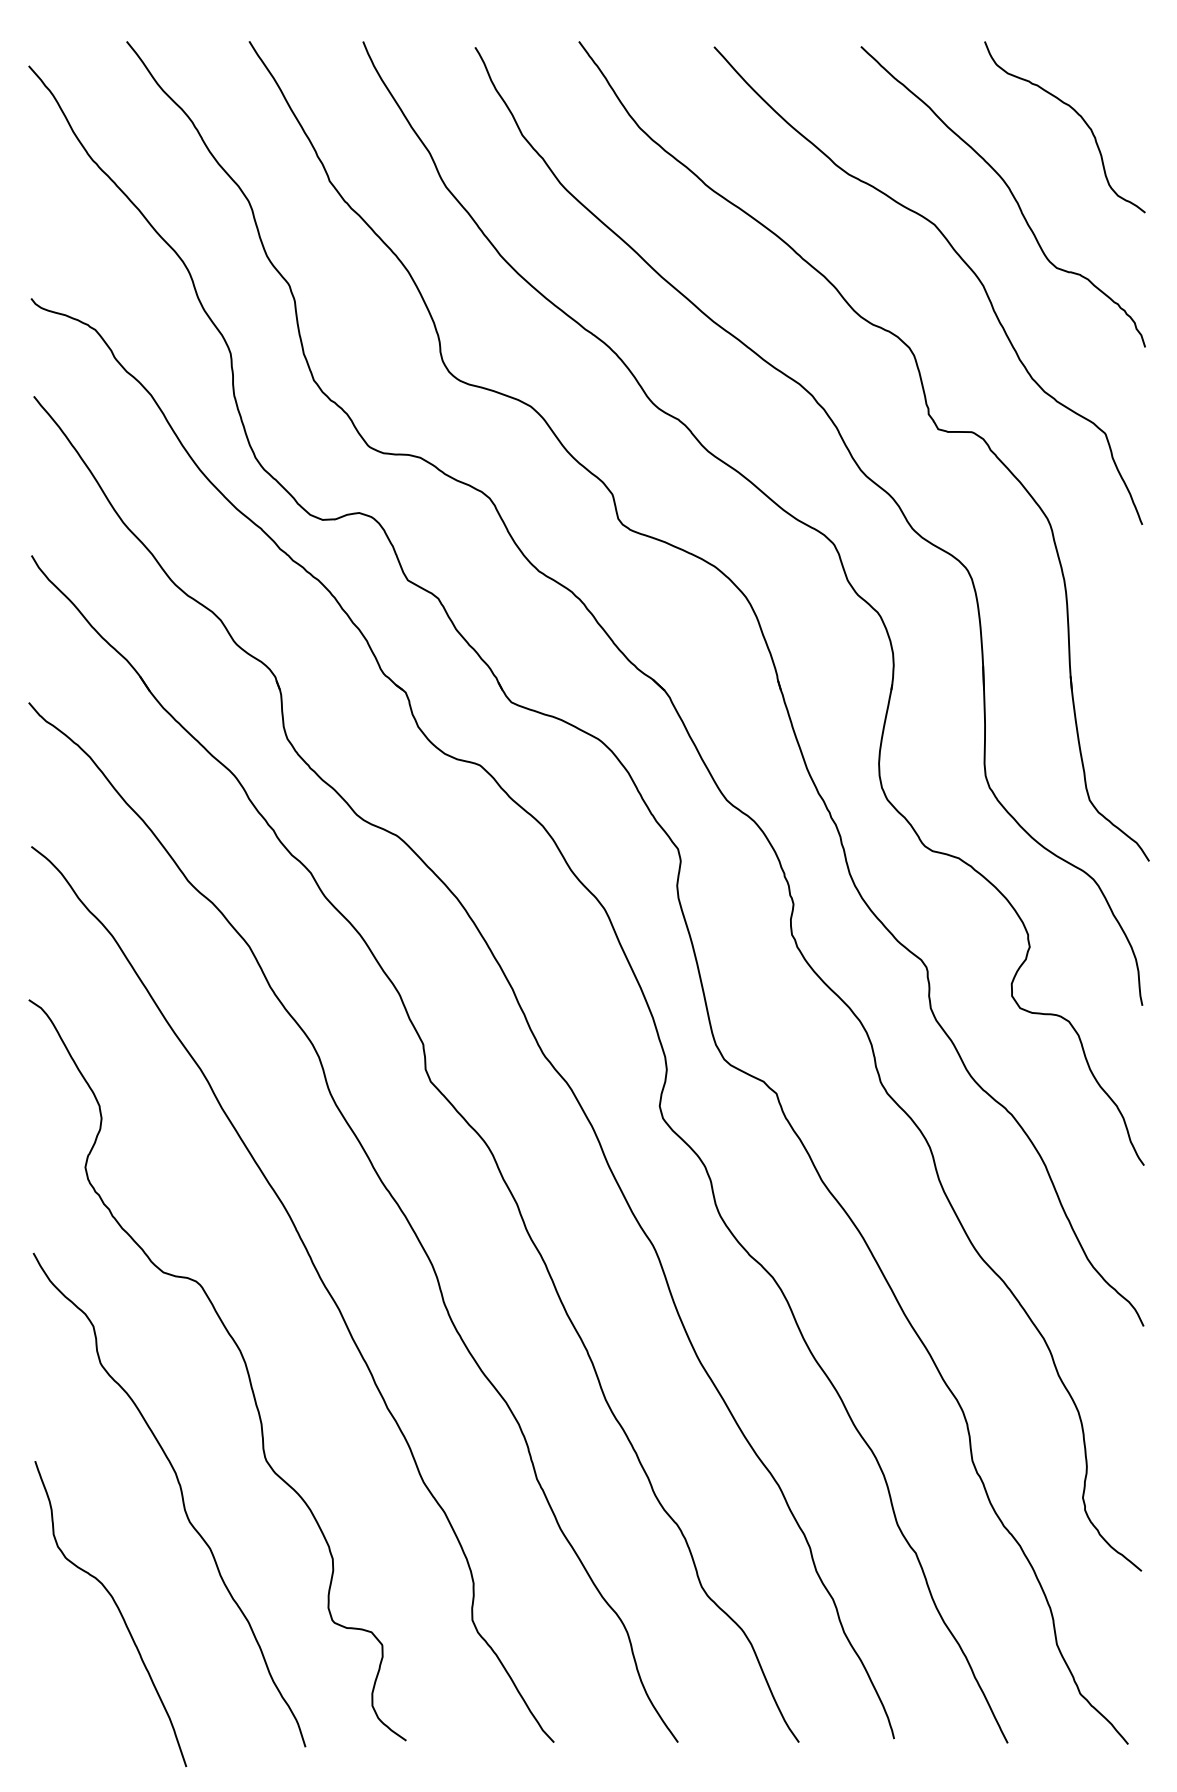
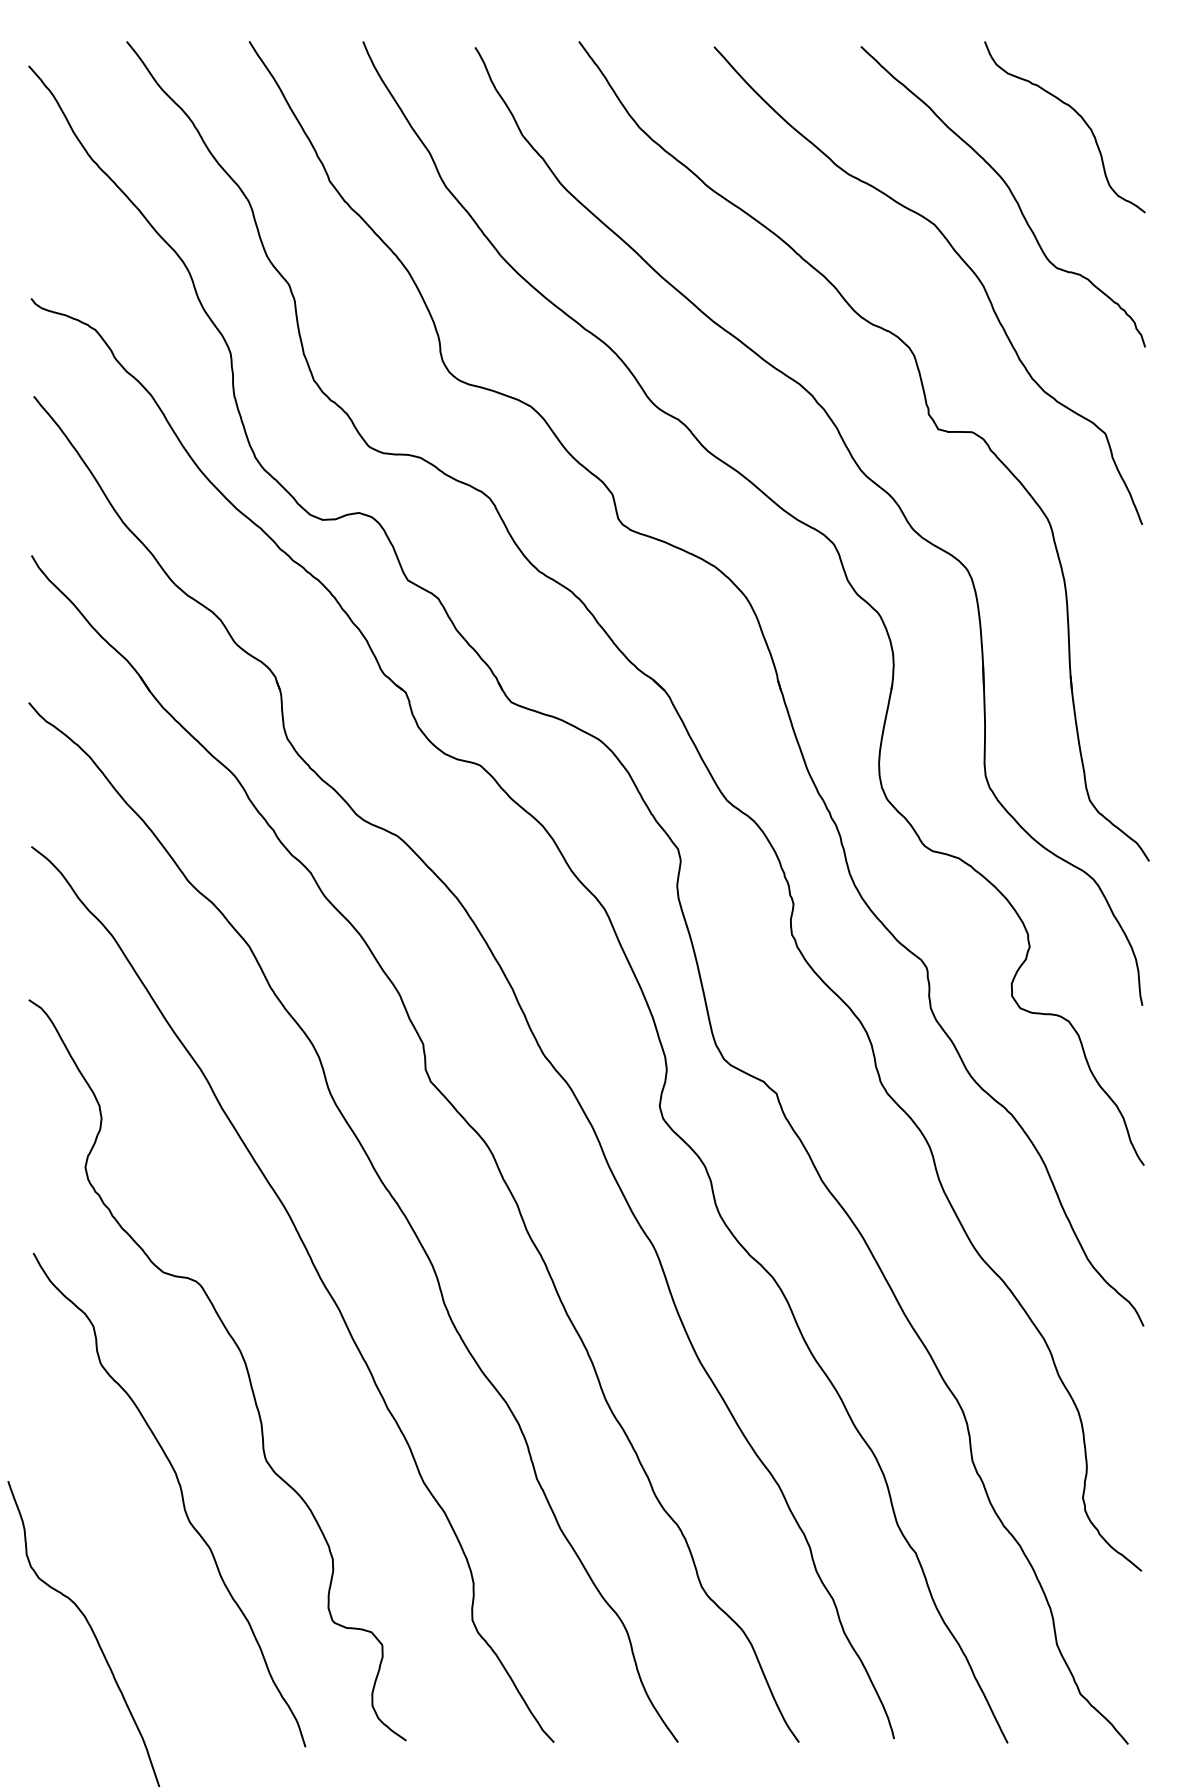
curve position: (118, 1611) -> (91, 1631) (91, 1631)
